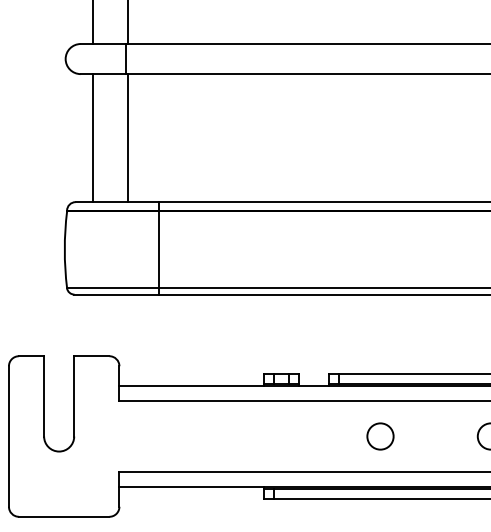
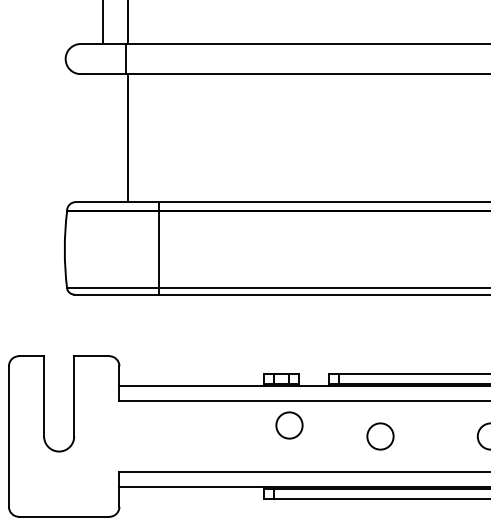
line position: (93, 22) -> (103, 22) (103, 22)
line: present -> none (93, 138)
circle: none -> present (289, 425)
